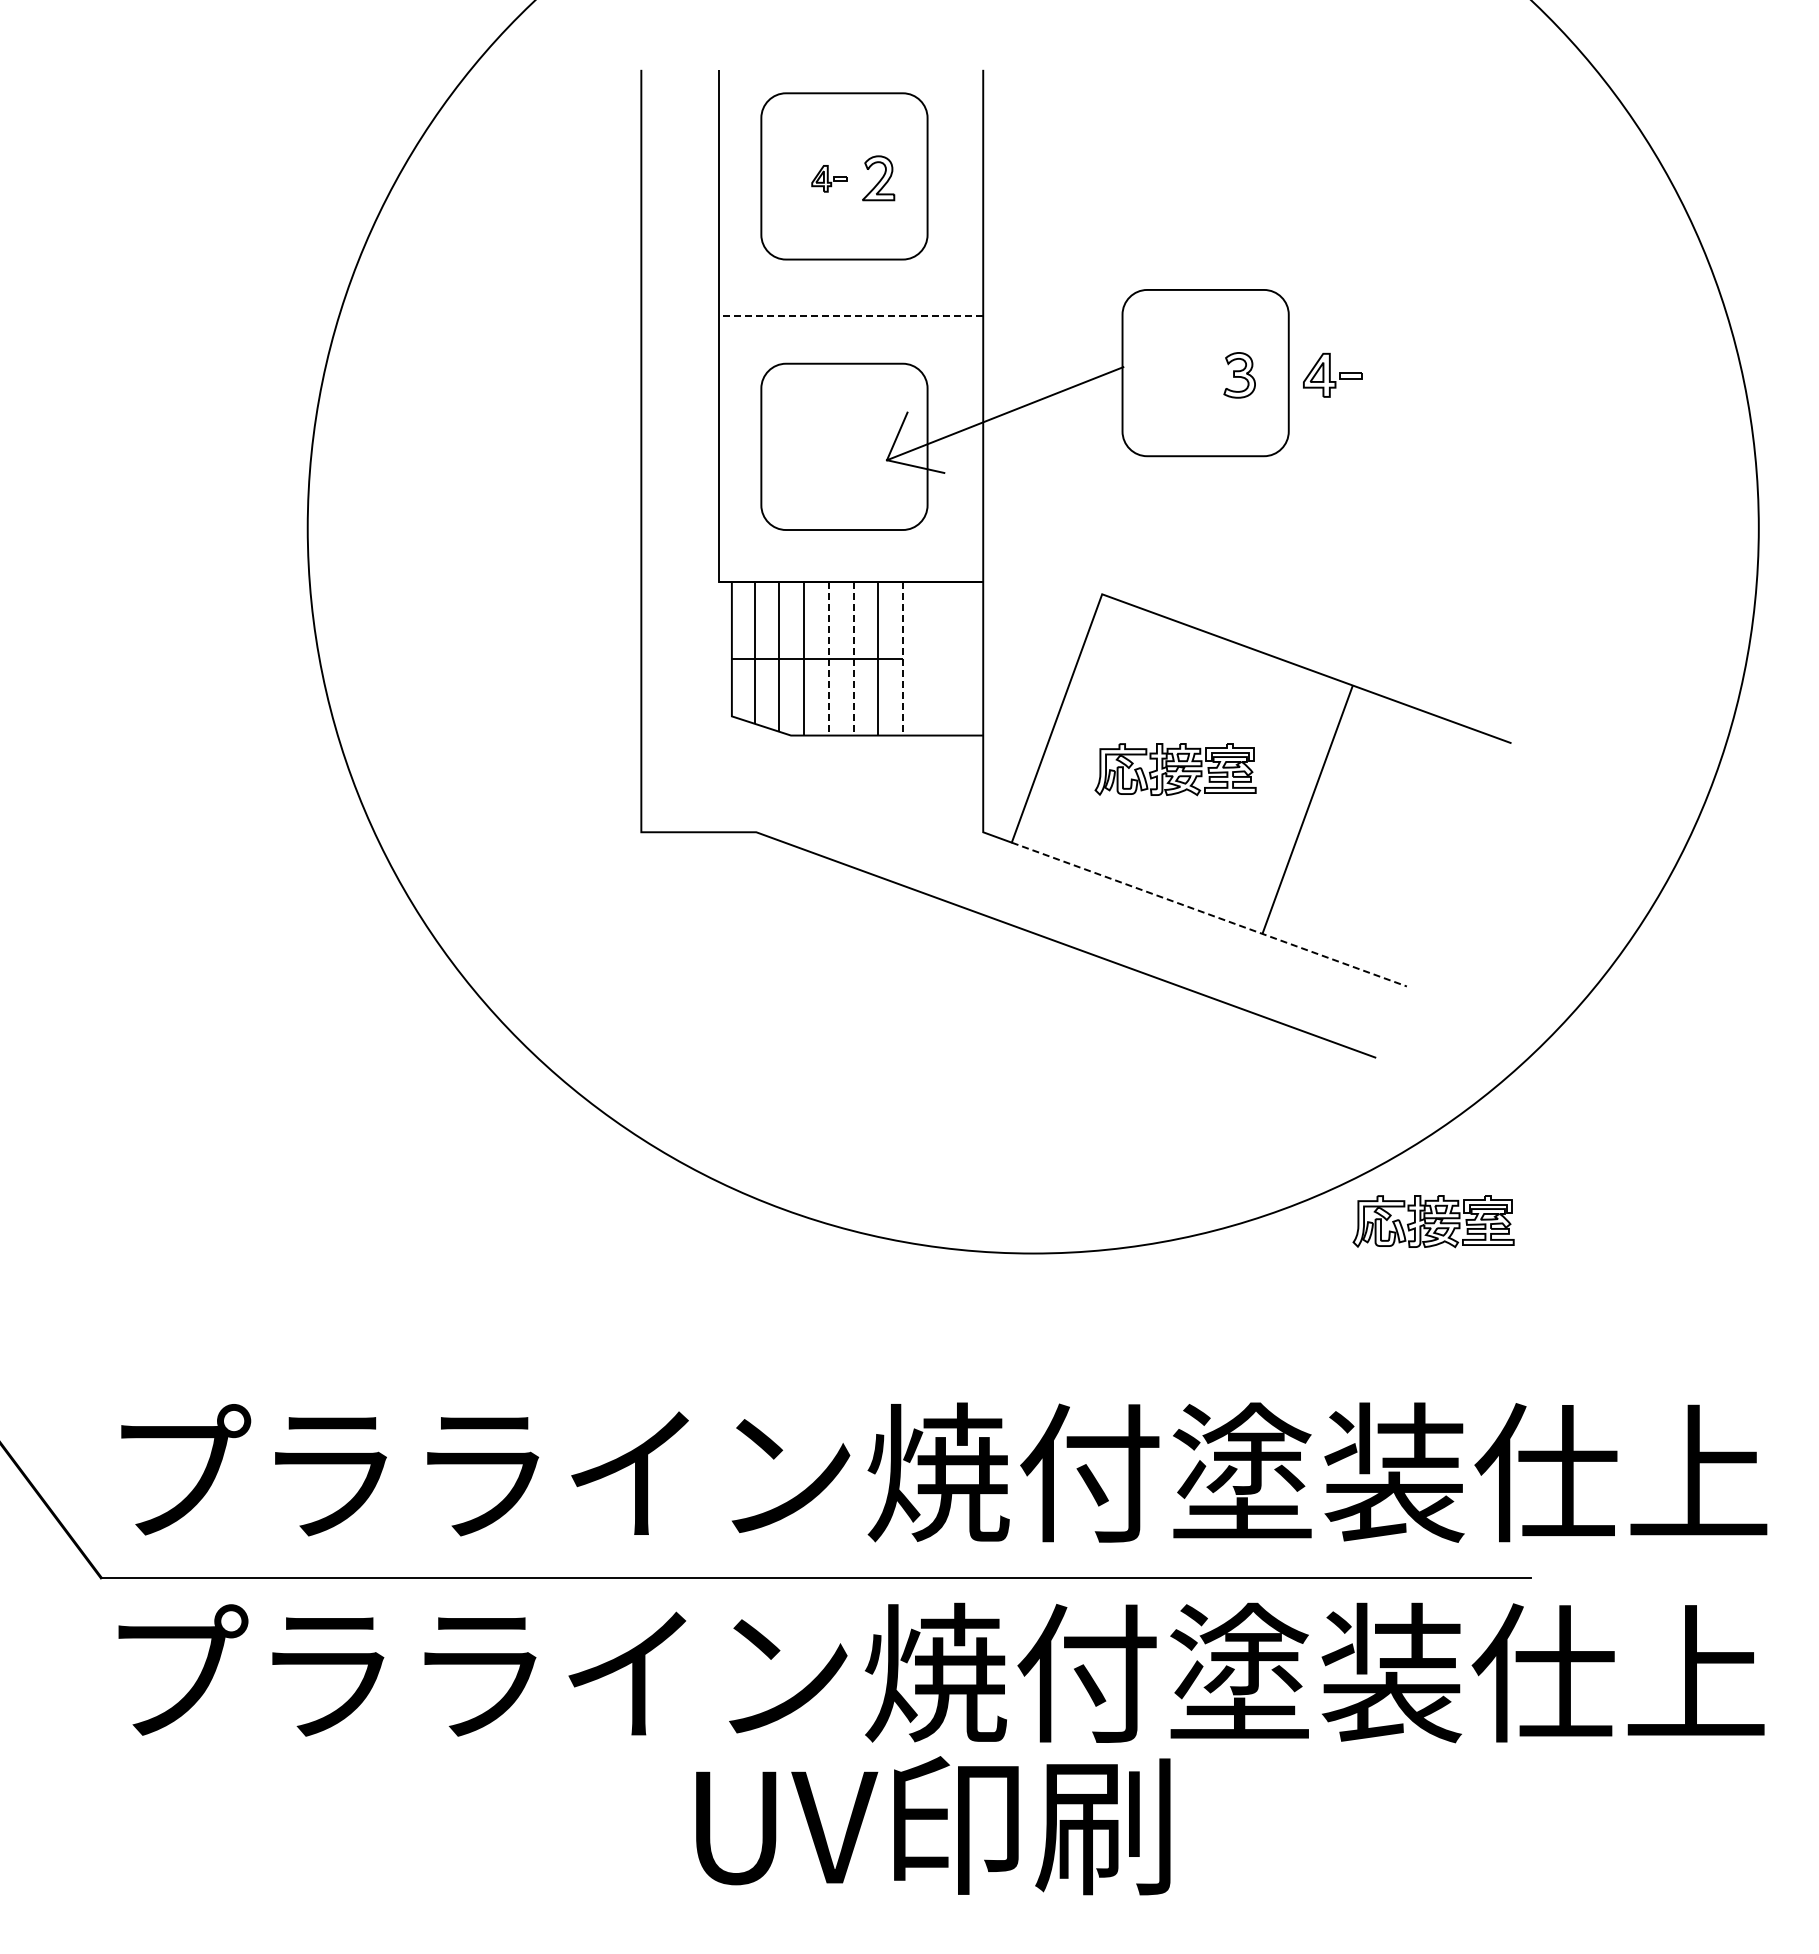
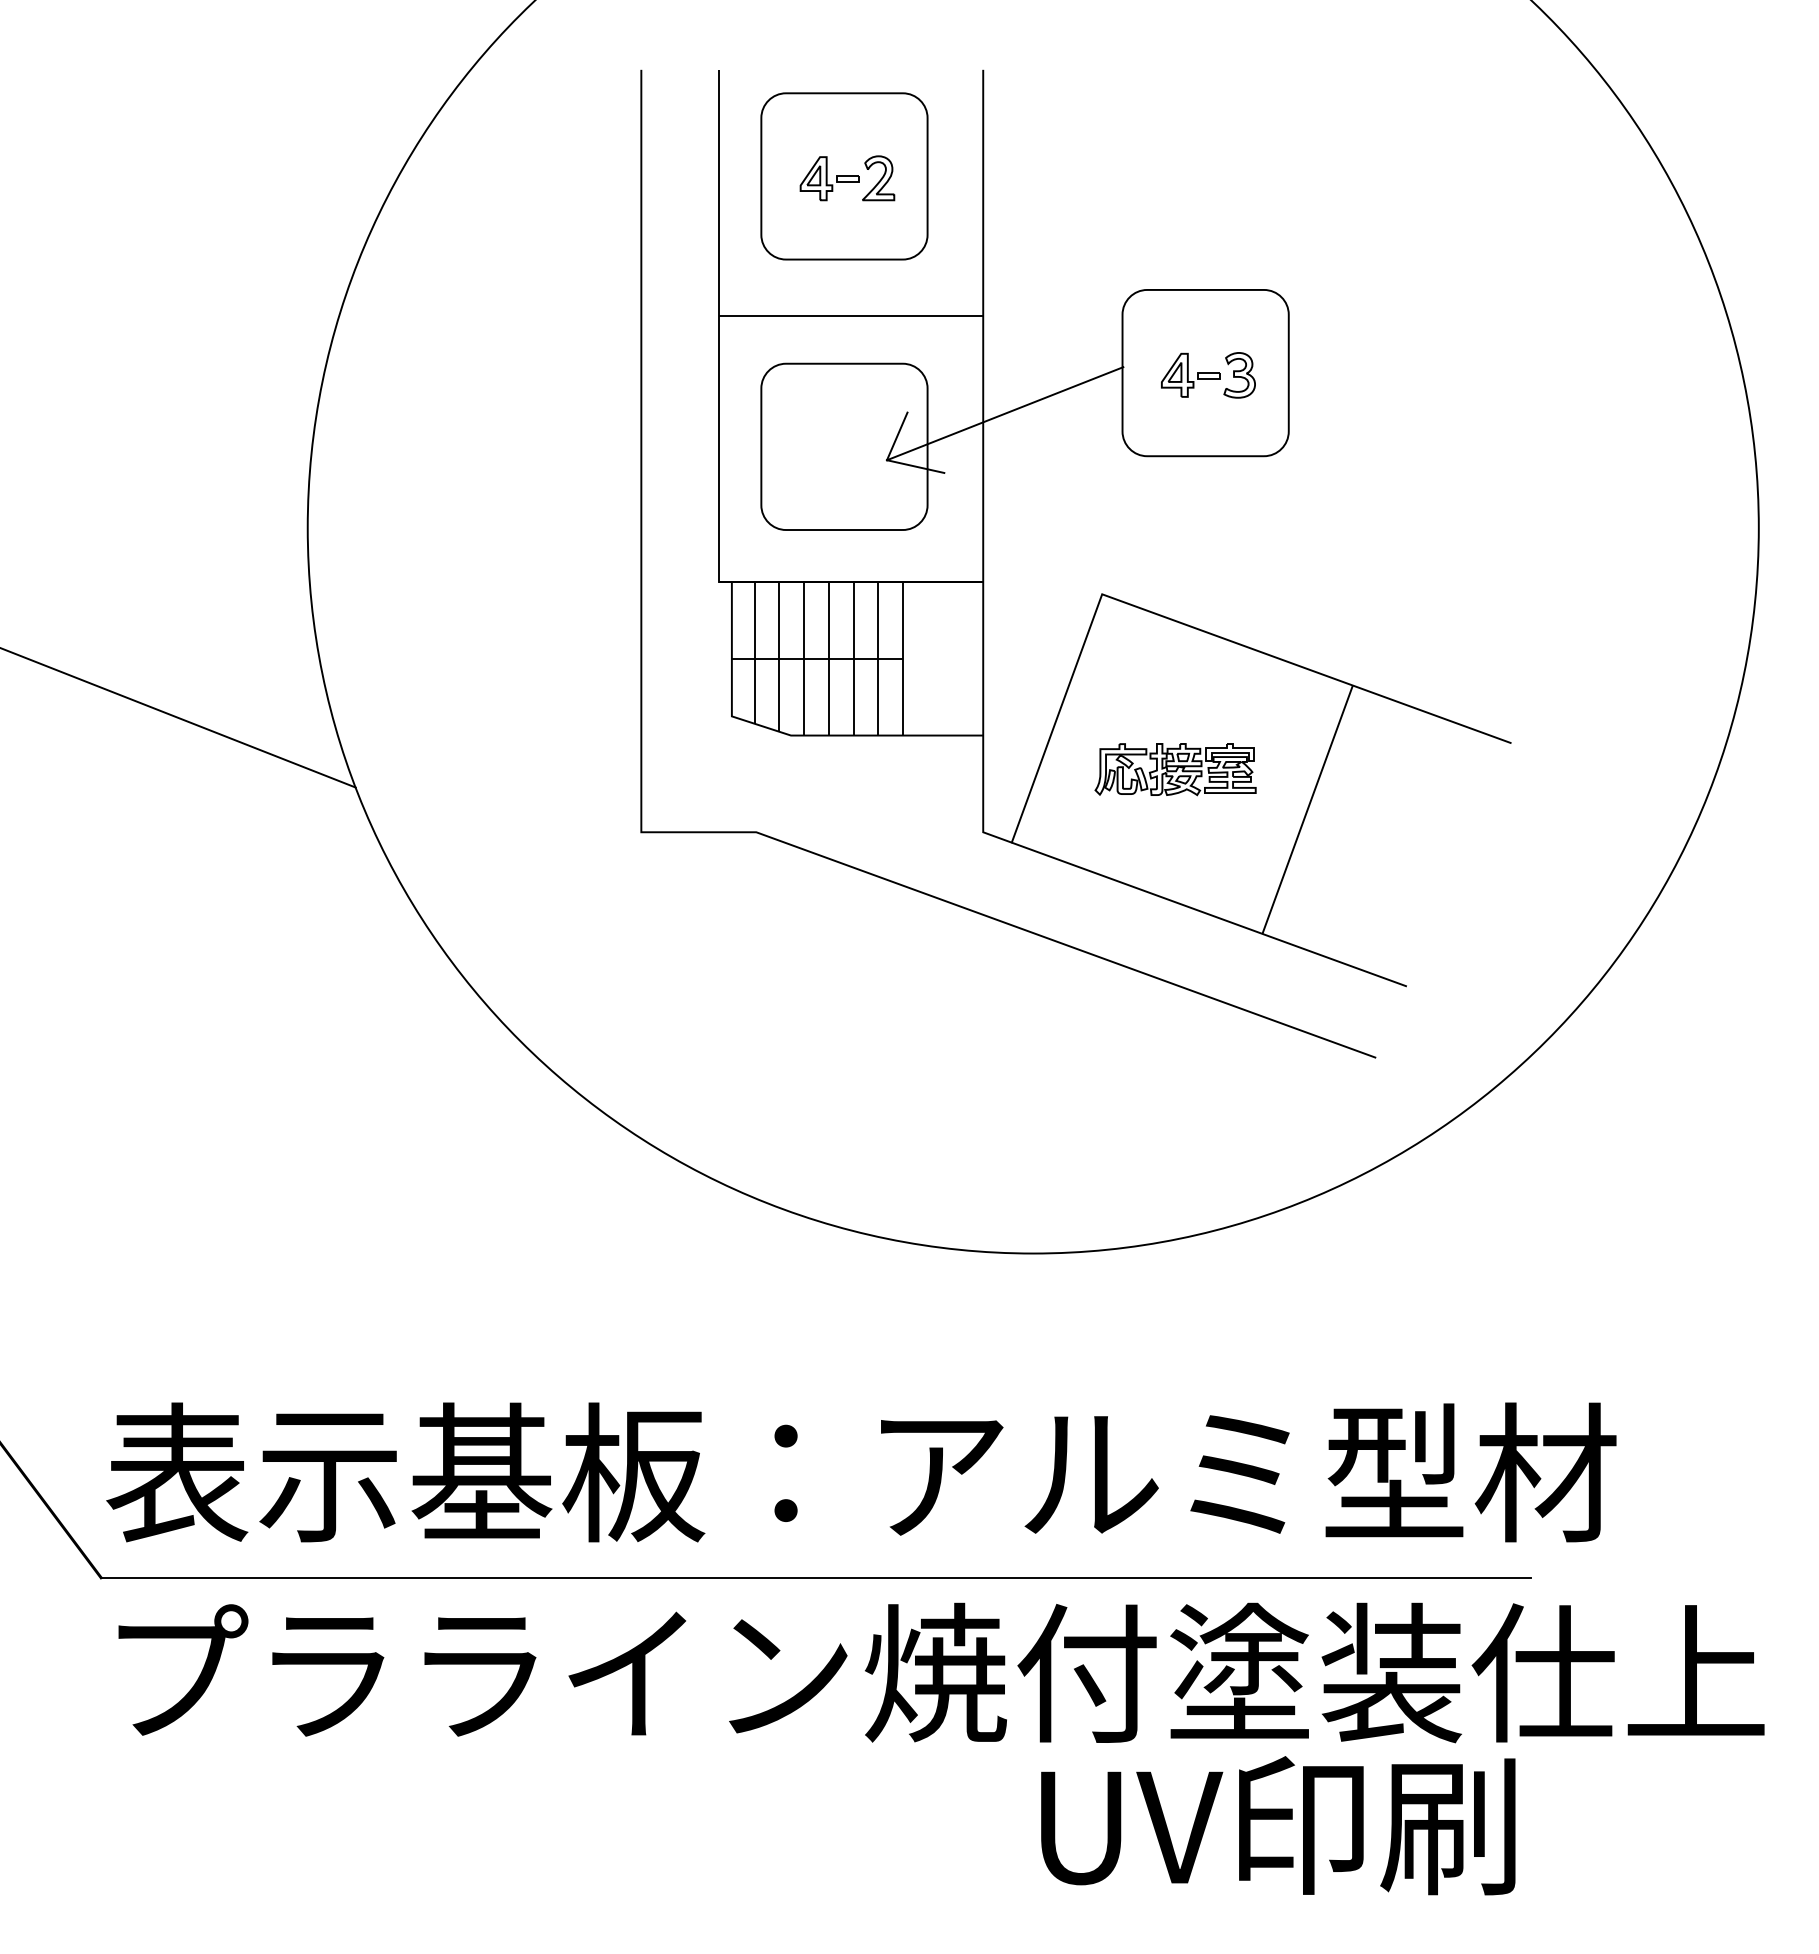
part size: 37x28 px -> 61x46 px (829, 178)
line: dashed -> solid (850, 315)
part position: (1332, 374) -> (1190, 374) (1190, 374)
line: dashed -> solid (828, 659)
line: dashed -> solid (853, 659)
line: dashed -> solid (903, 659)
line: none -> present (178, 717)
line: dashed -> solid (1209, 914)
part: present -> none (1433, 1221)
text: プラライン焼付塗装仕上 -> 表示基板：アルミ型材 (936, 1472)
text position: (933, 1825) -> (1278, 1825) (1278, 1825)
